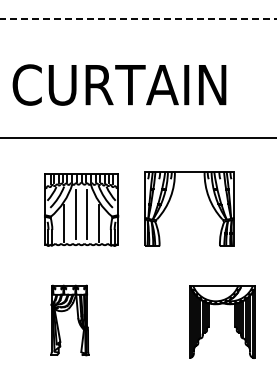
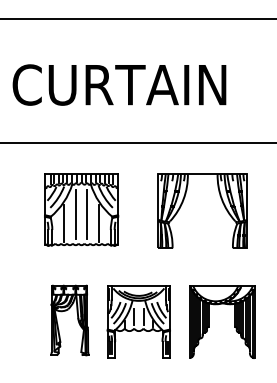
line: dashed -> solid (138, 18)
line position: (137, 137) -> (137, 142) (137, 142)
part position: (171, 198) -> (184, 200) (184, 200)
part: none -> present (138, 321)
